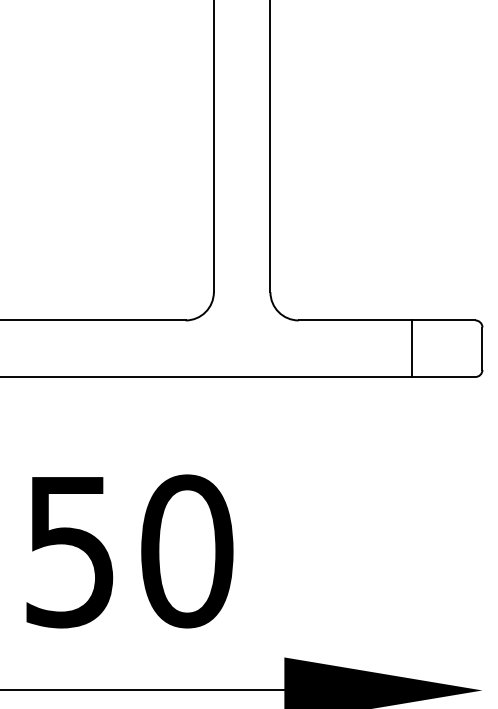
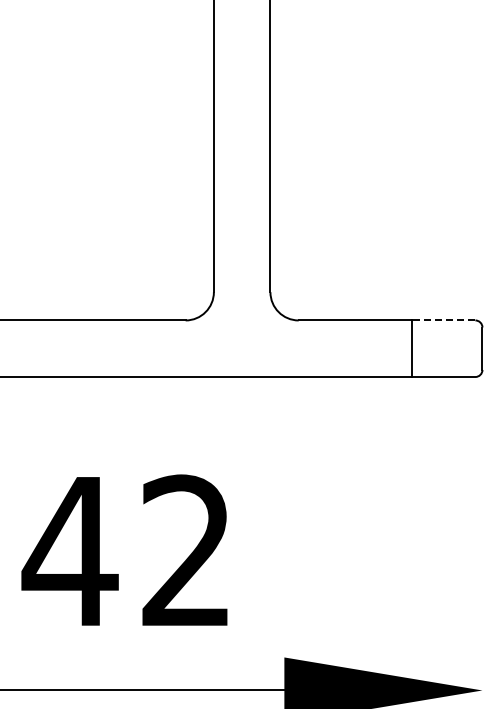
line: solid -> dashed (443, 320)
text: 50 -> 42 (127, 551)
